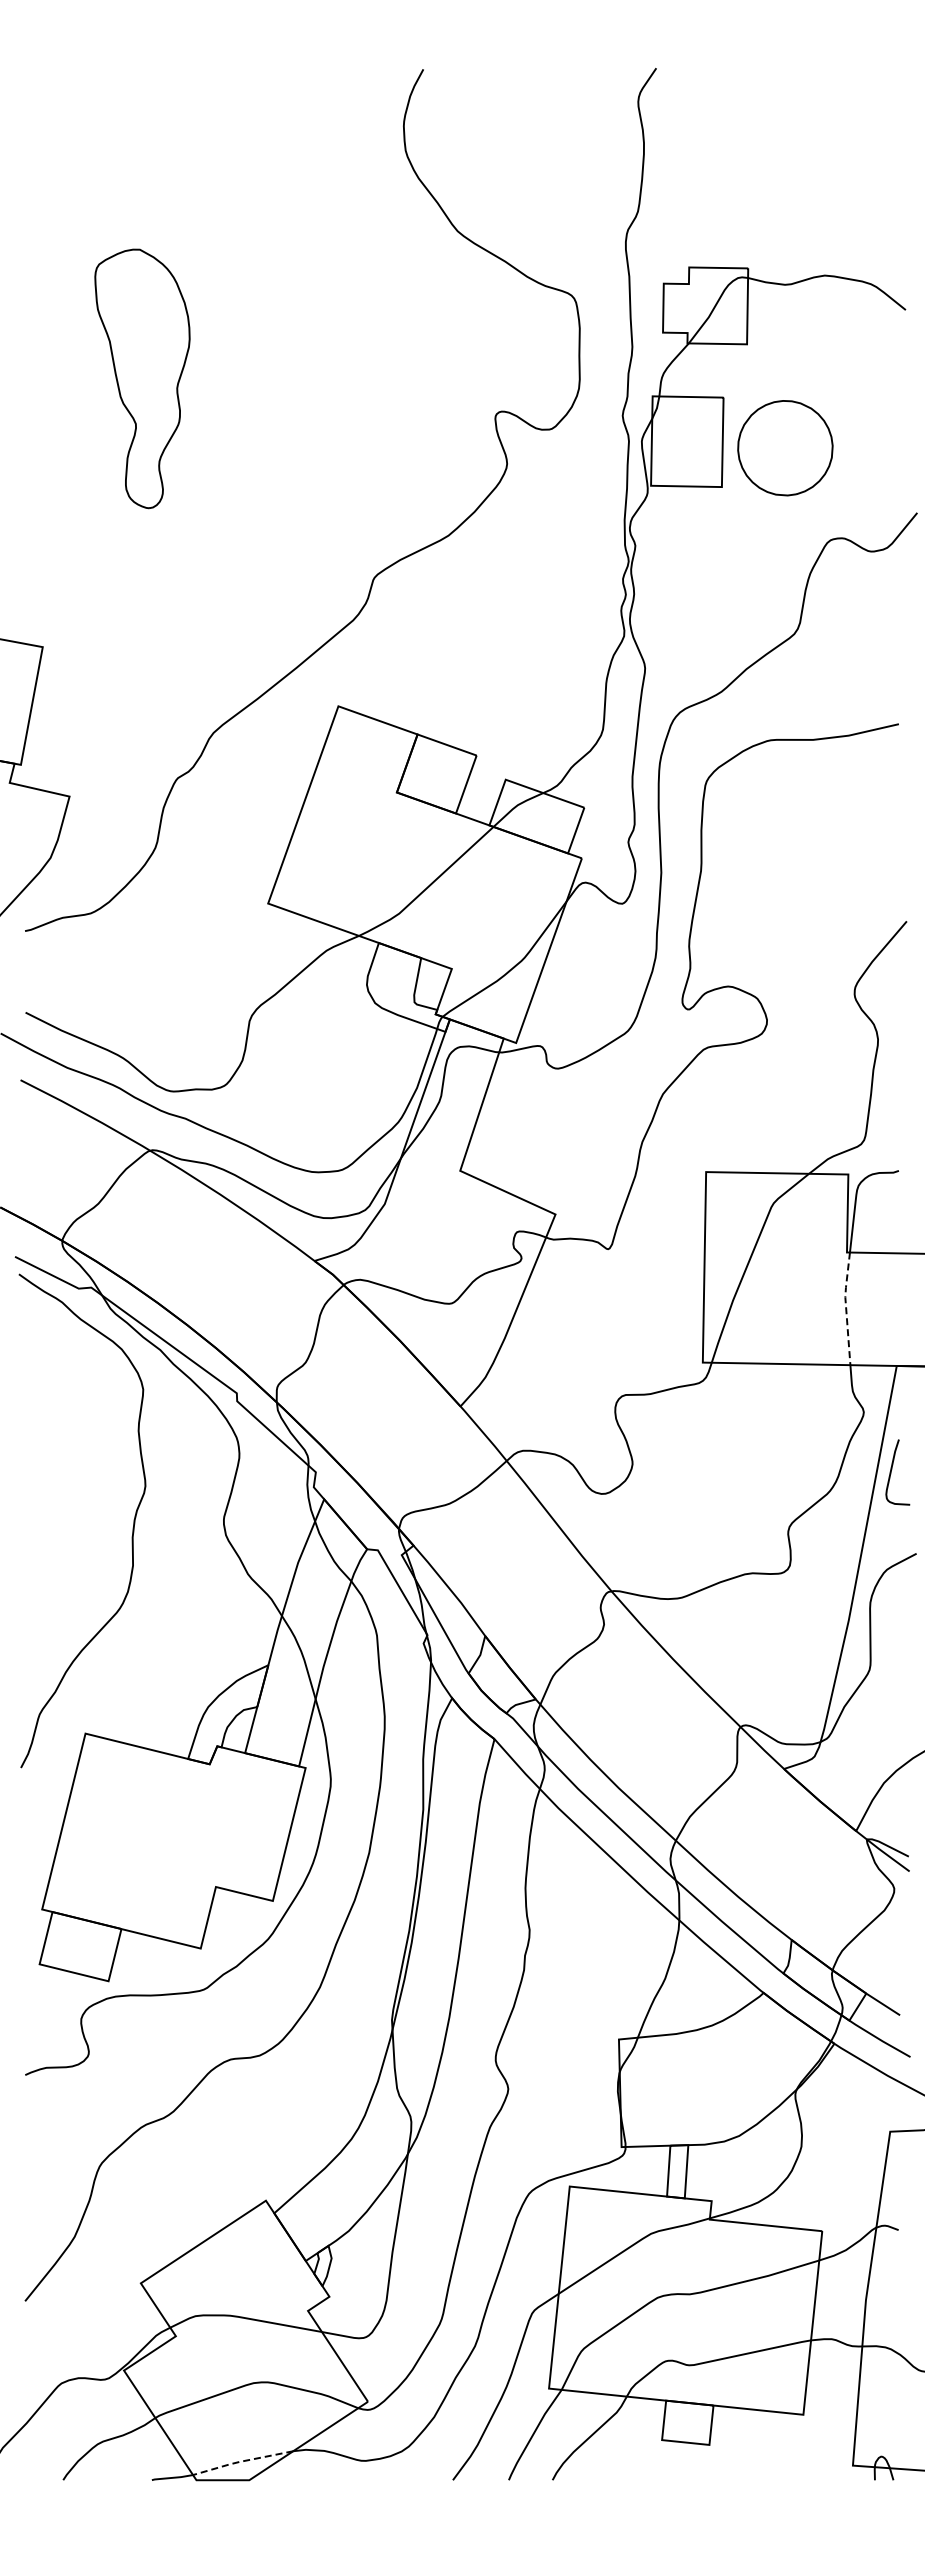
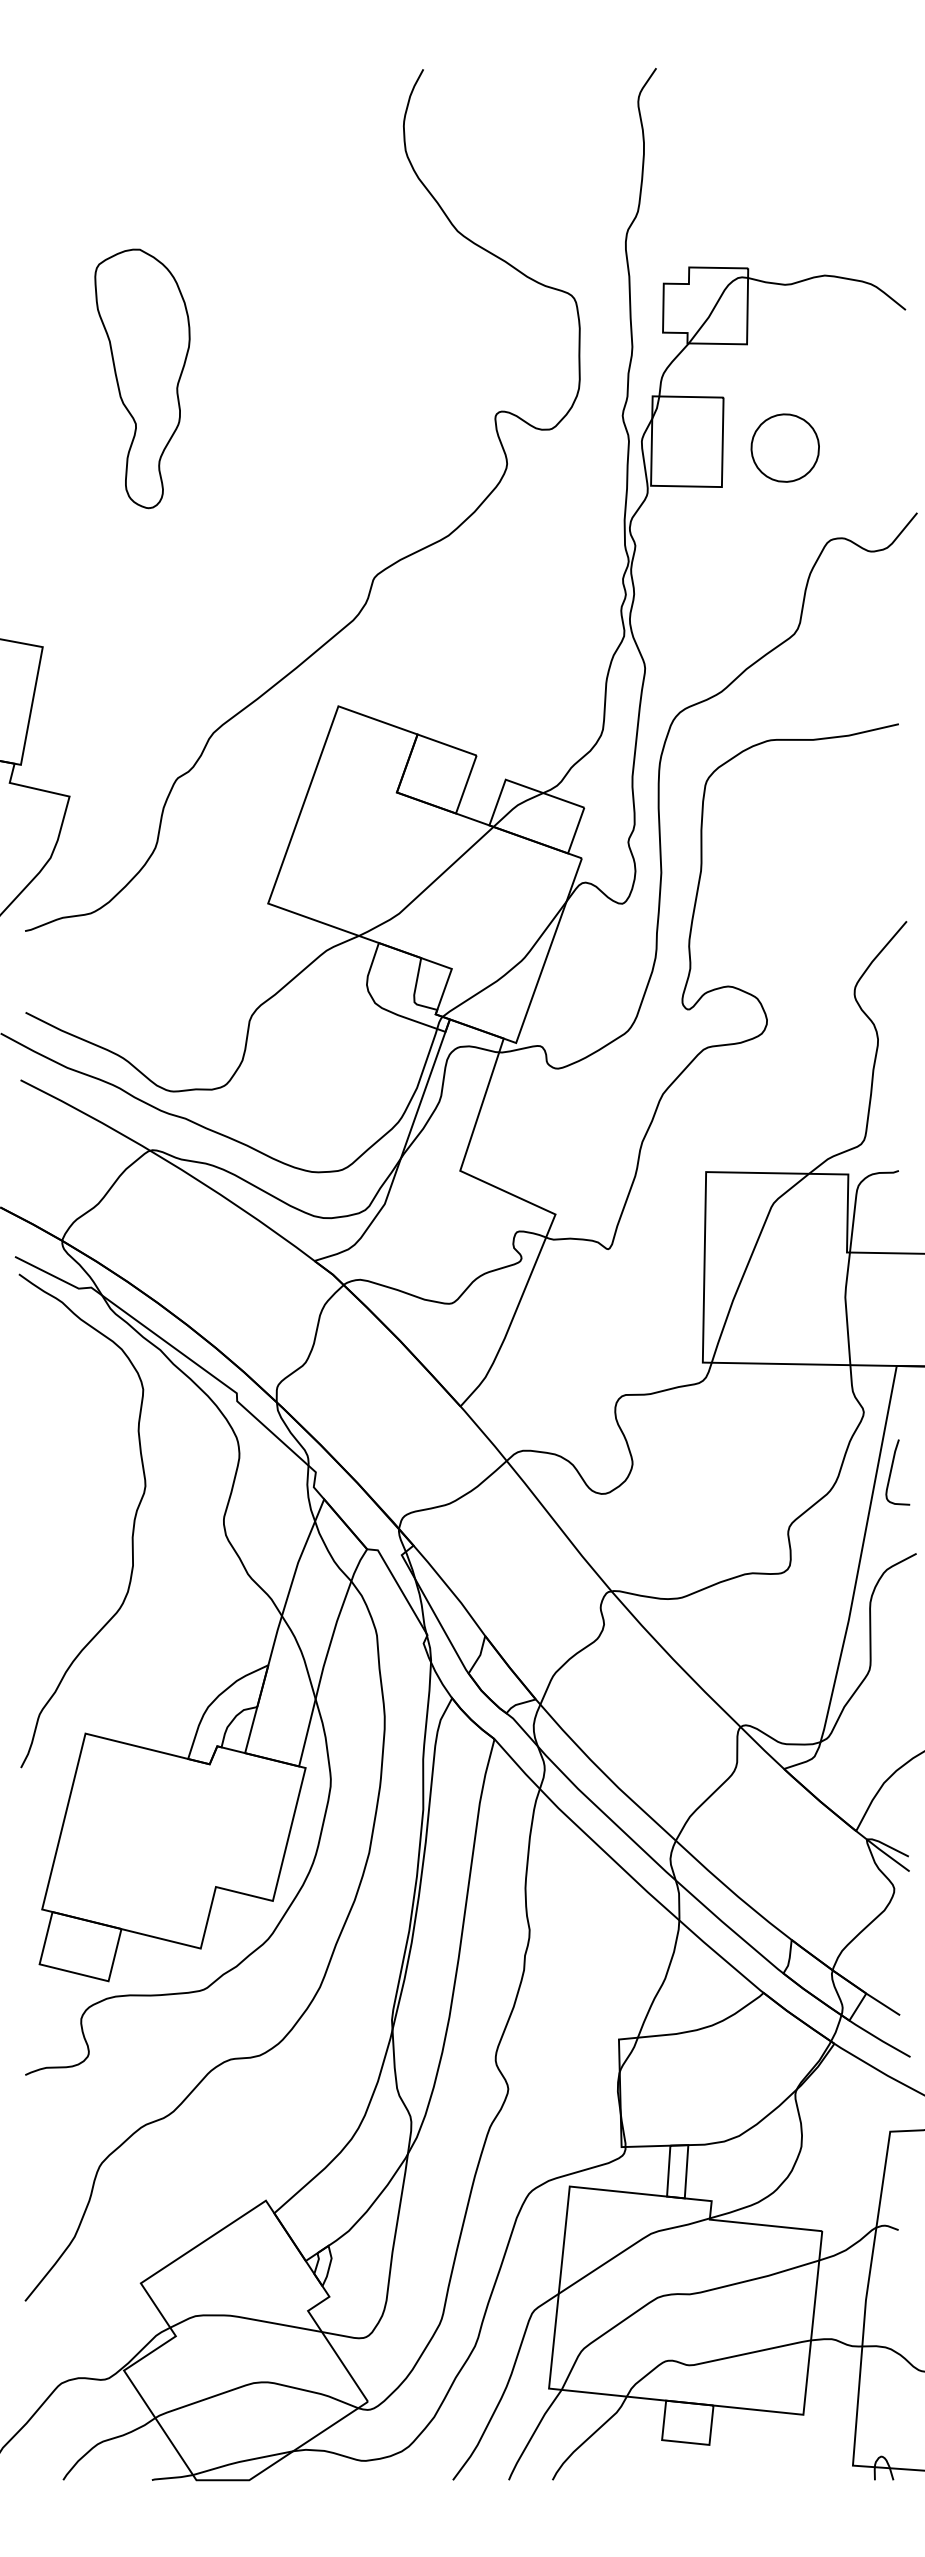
part size: 97x97 px -> 70x70 px (784, 447)
line: dashed -> solid (846, 1307)
line: dashed -> solid (241, 2461)
